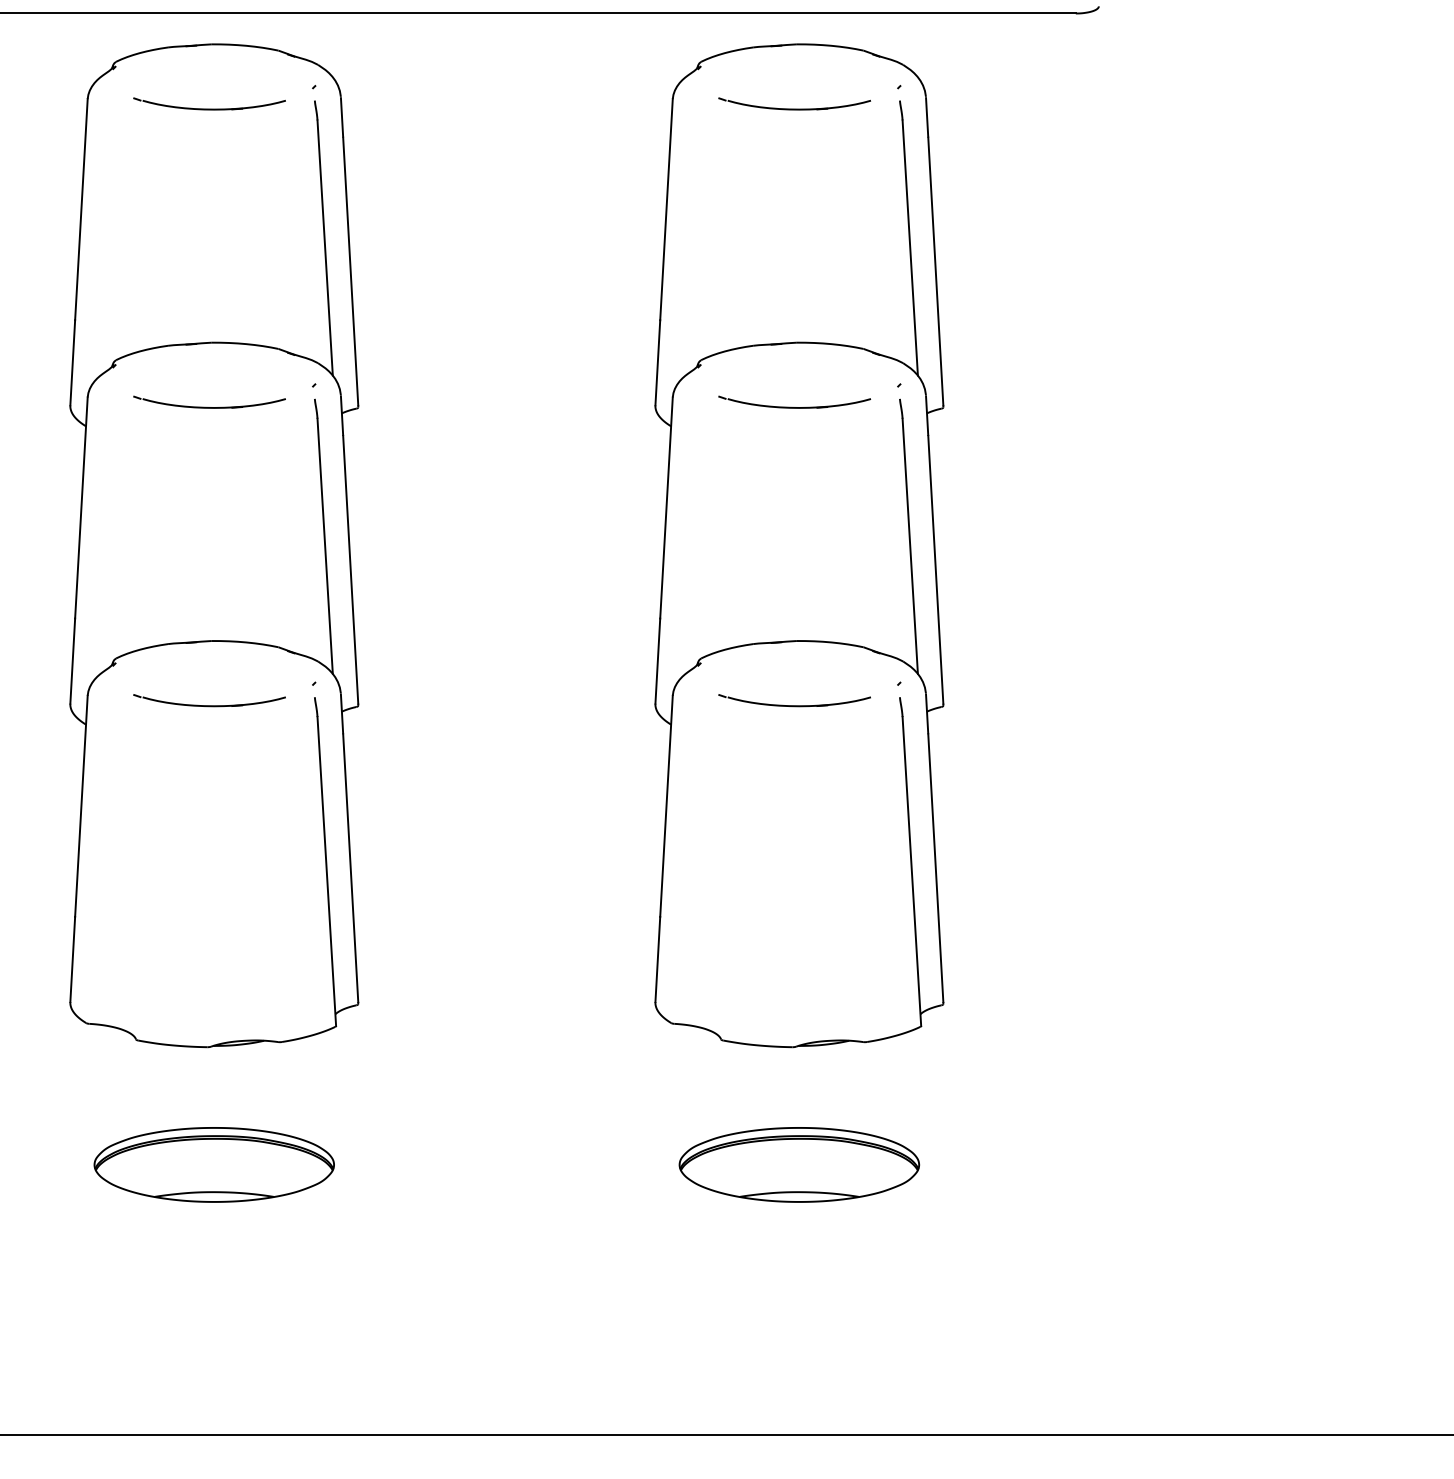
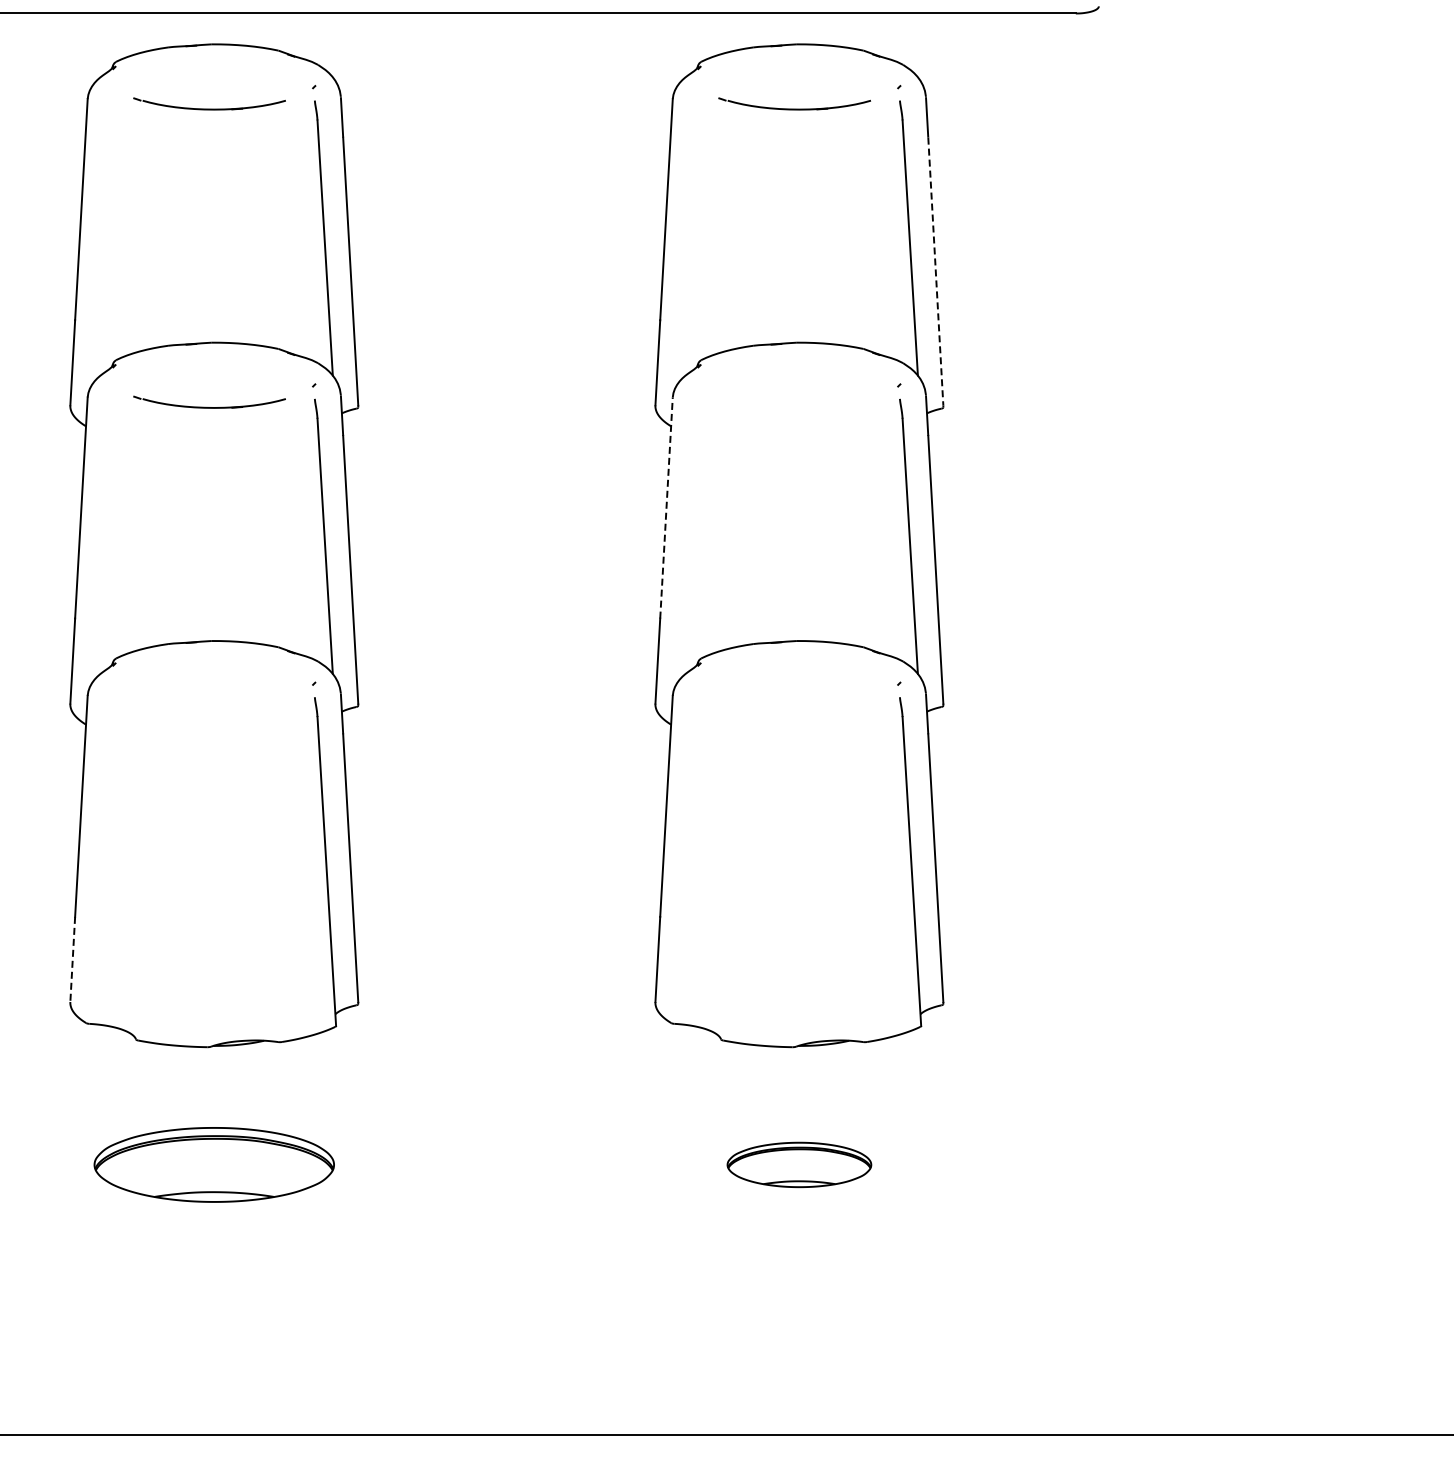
line: solid -> dashed (935, 272)
part: present -> none (794, 401)
line: solid -> dashed (666, 508)
part: present -> none (209, 700)
part: present -> none (794, 700)
line: solid -> dashed (72, 959)
part size: 243x76 px -> 147x48 px (799, 1164)
